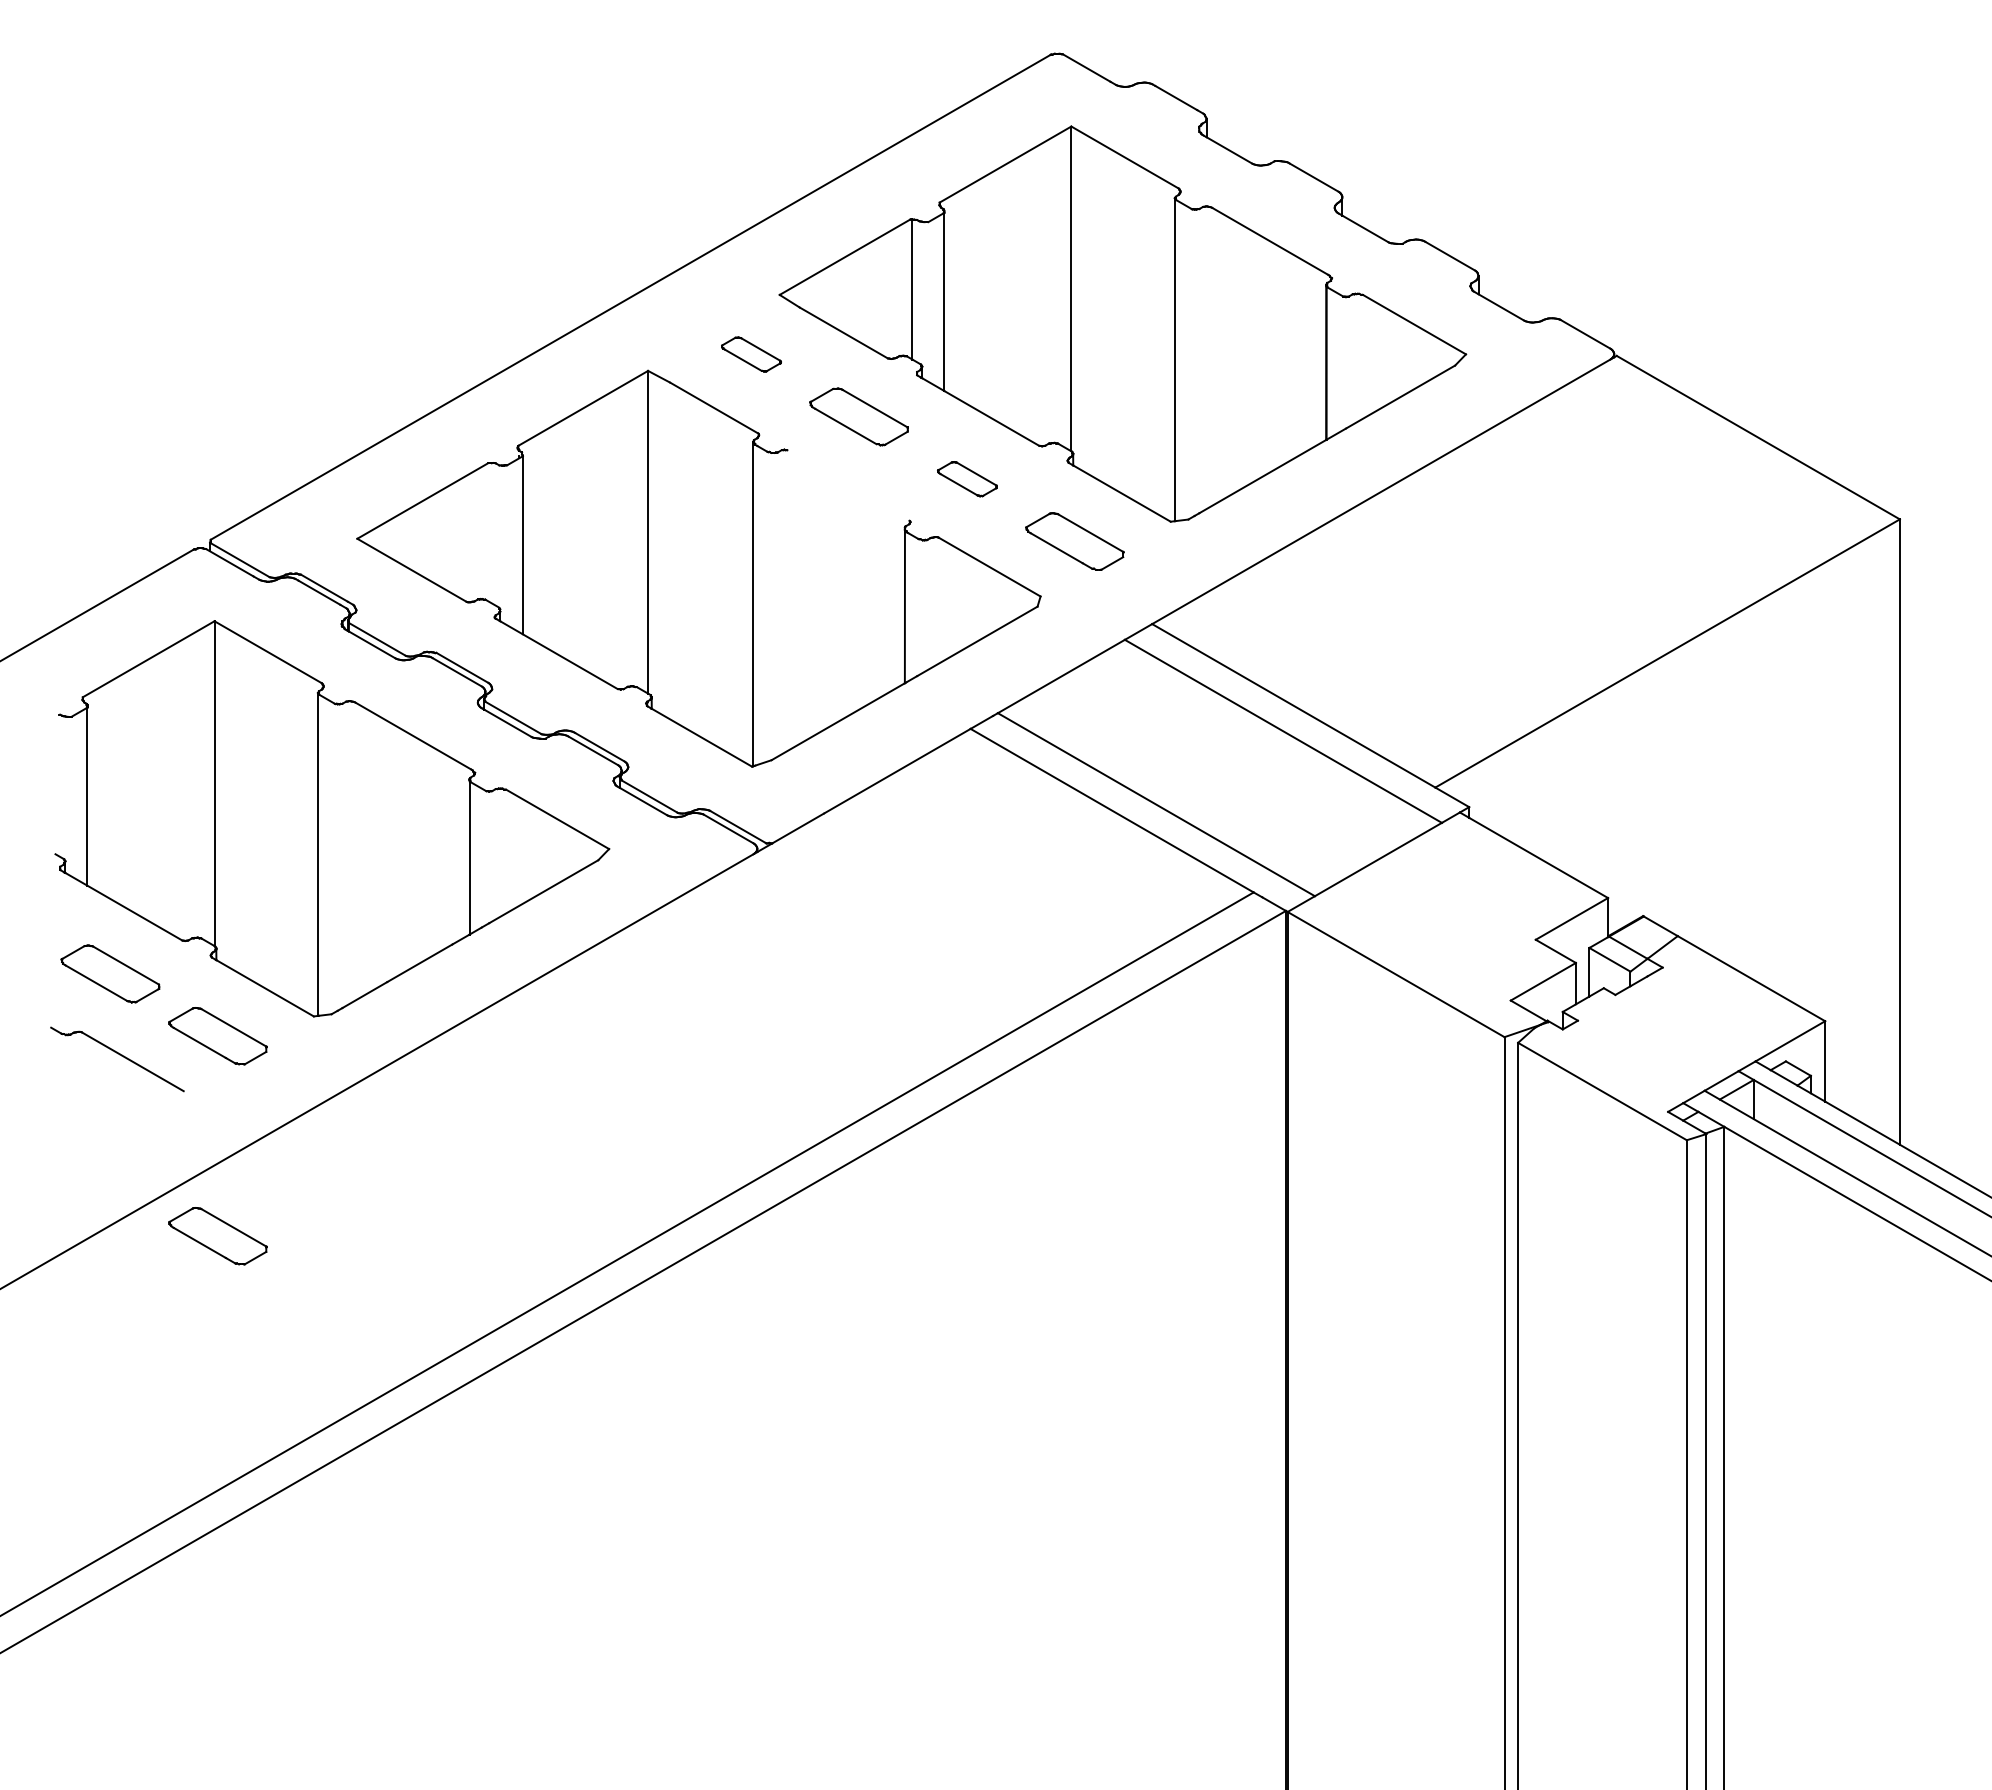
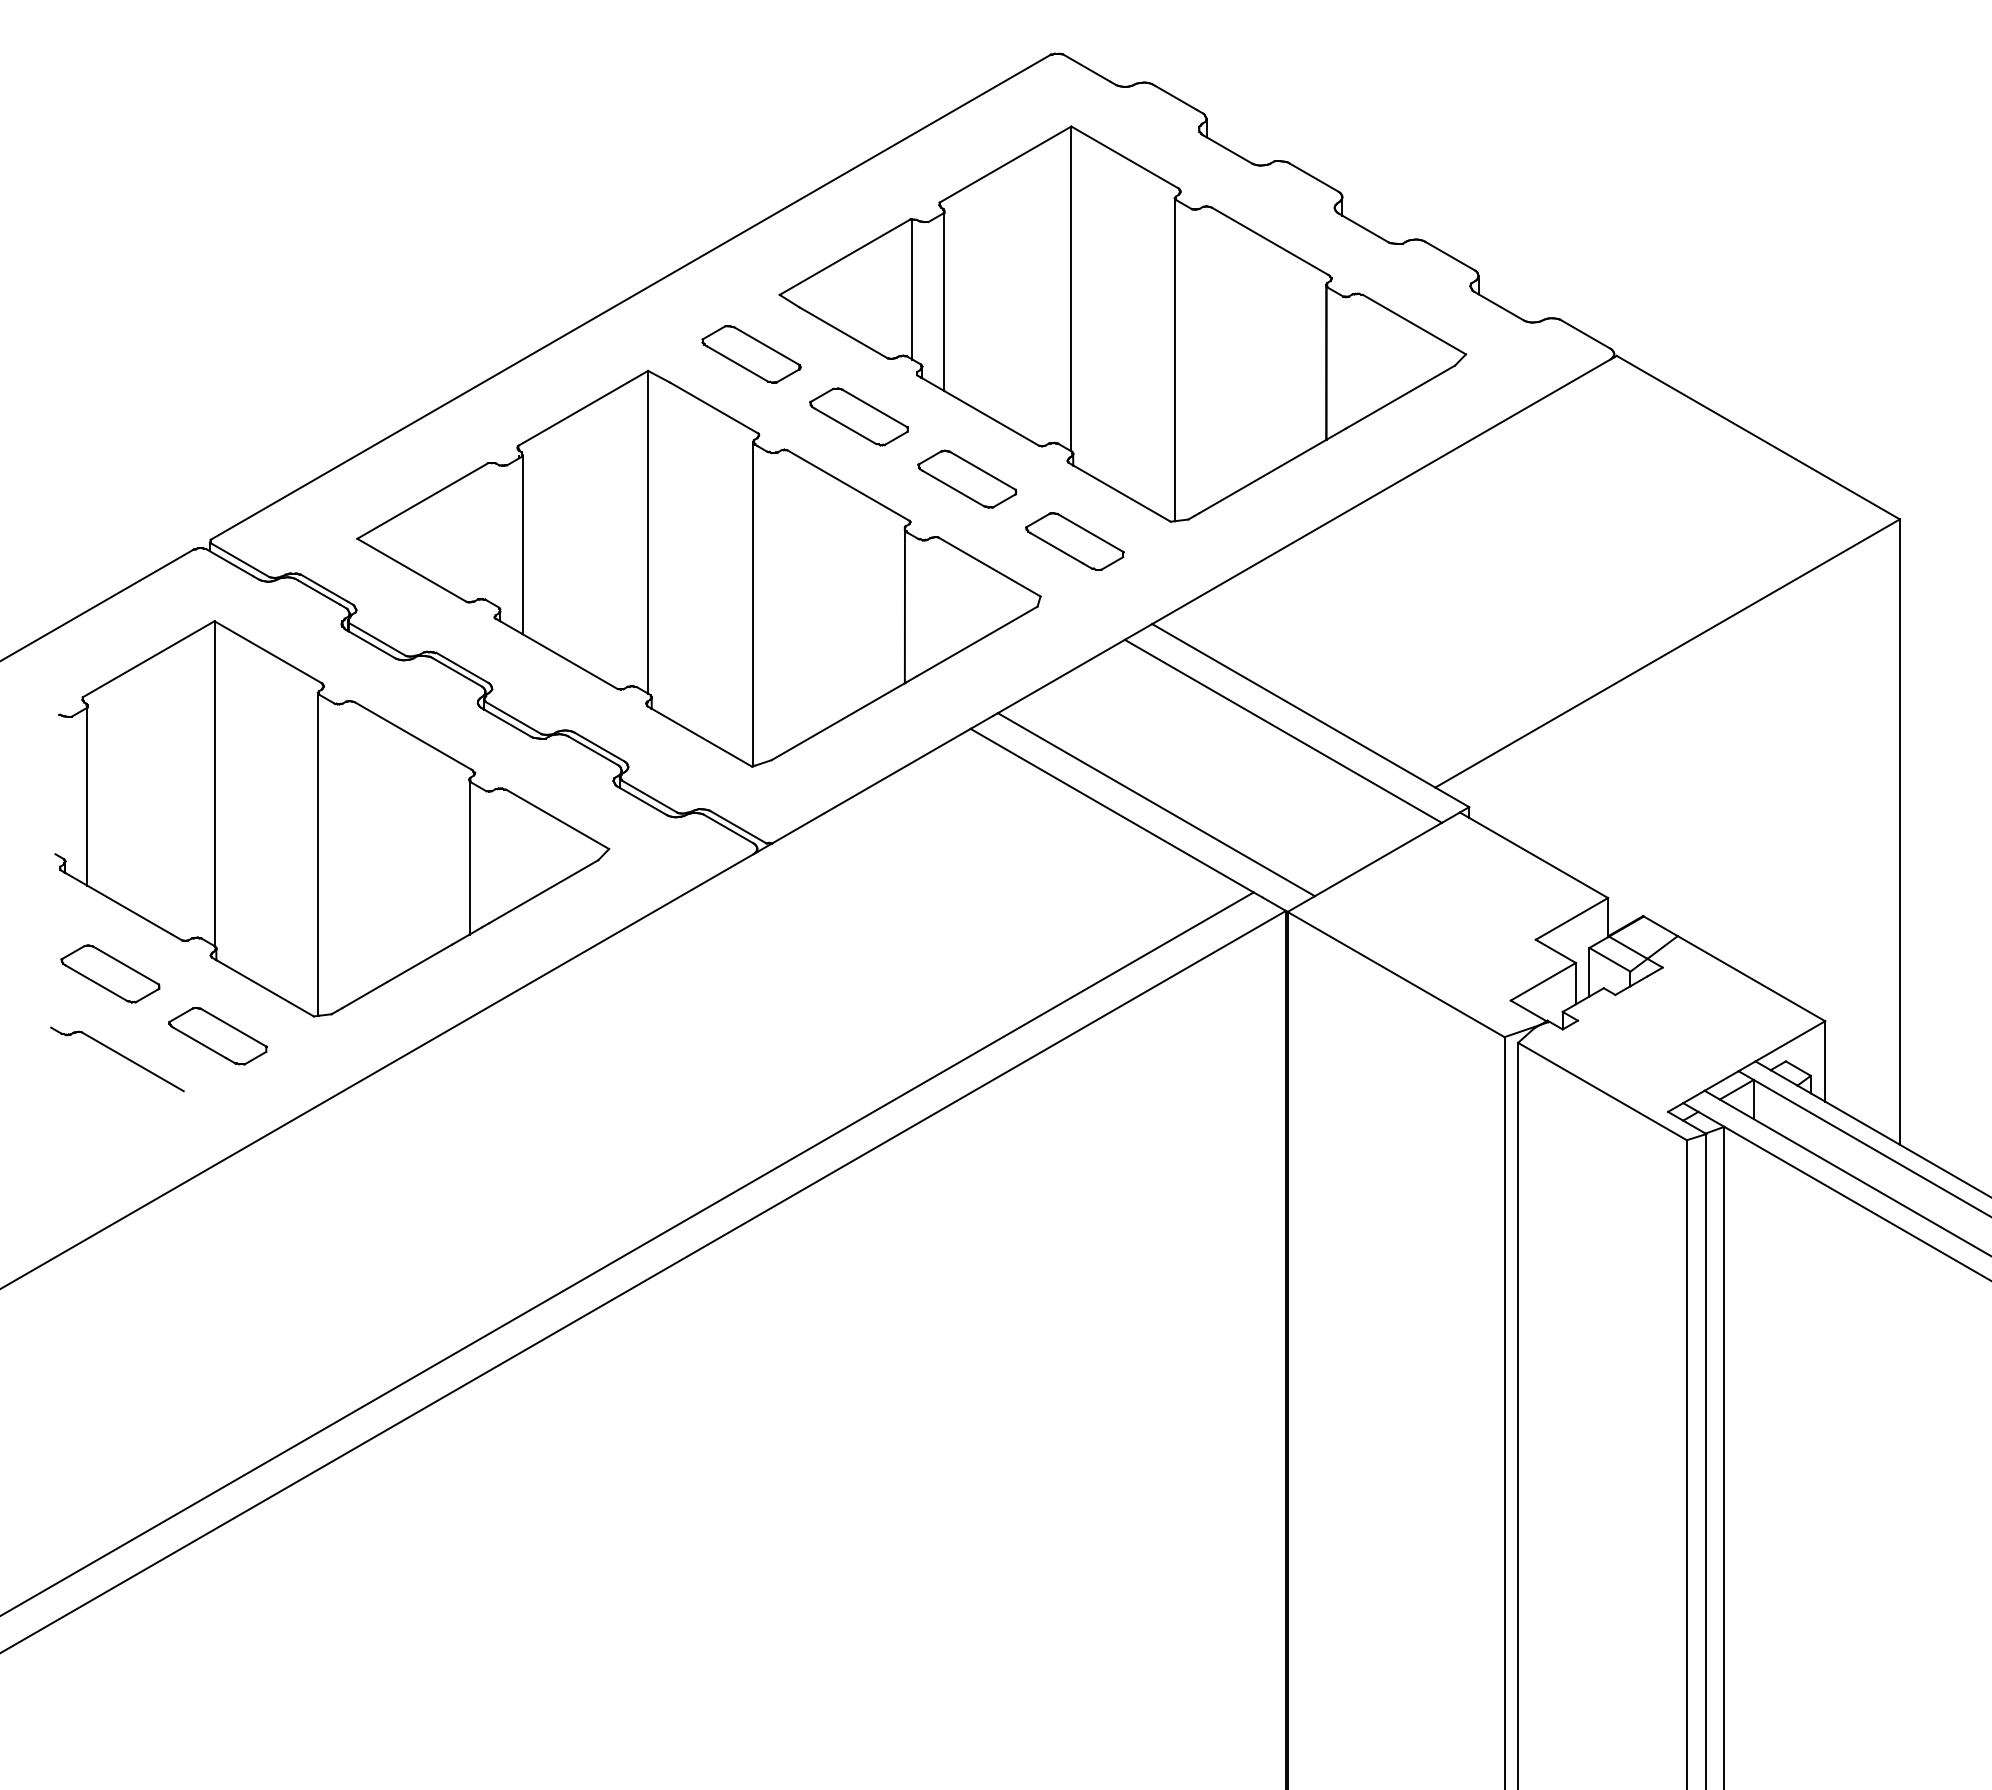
part size: 61x37 px -> 101x59 px (751, 354)
part size: 61x37 px -> 101x60 px (967, 478)
line: none -> present (848, 485)
part: present -> none (217, 1236)
